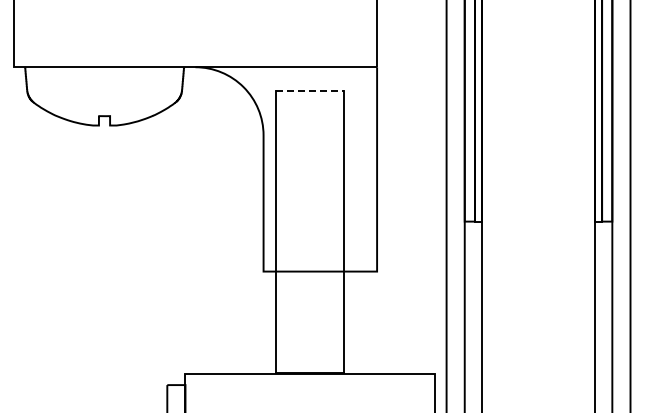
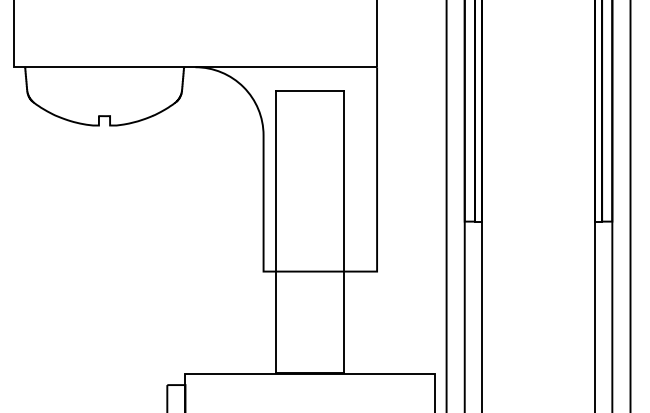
line: dashed -> solid (310, 90)
